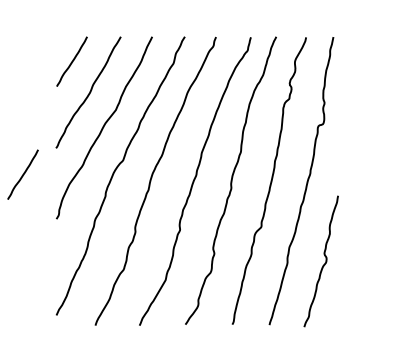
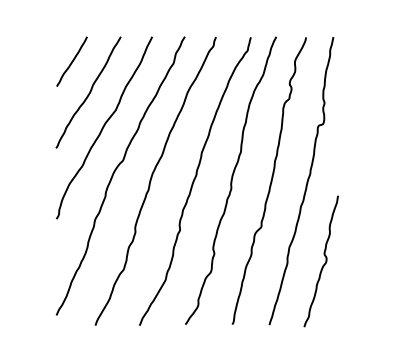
line: present -> none (22, 174)
